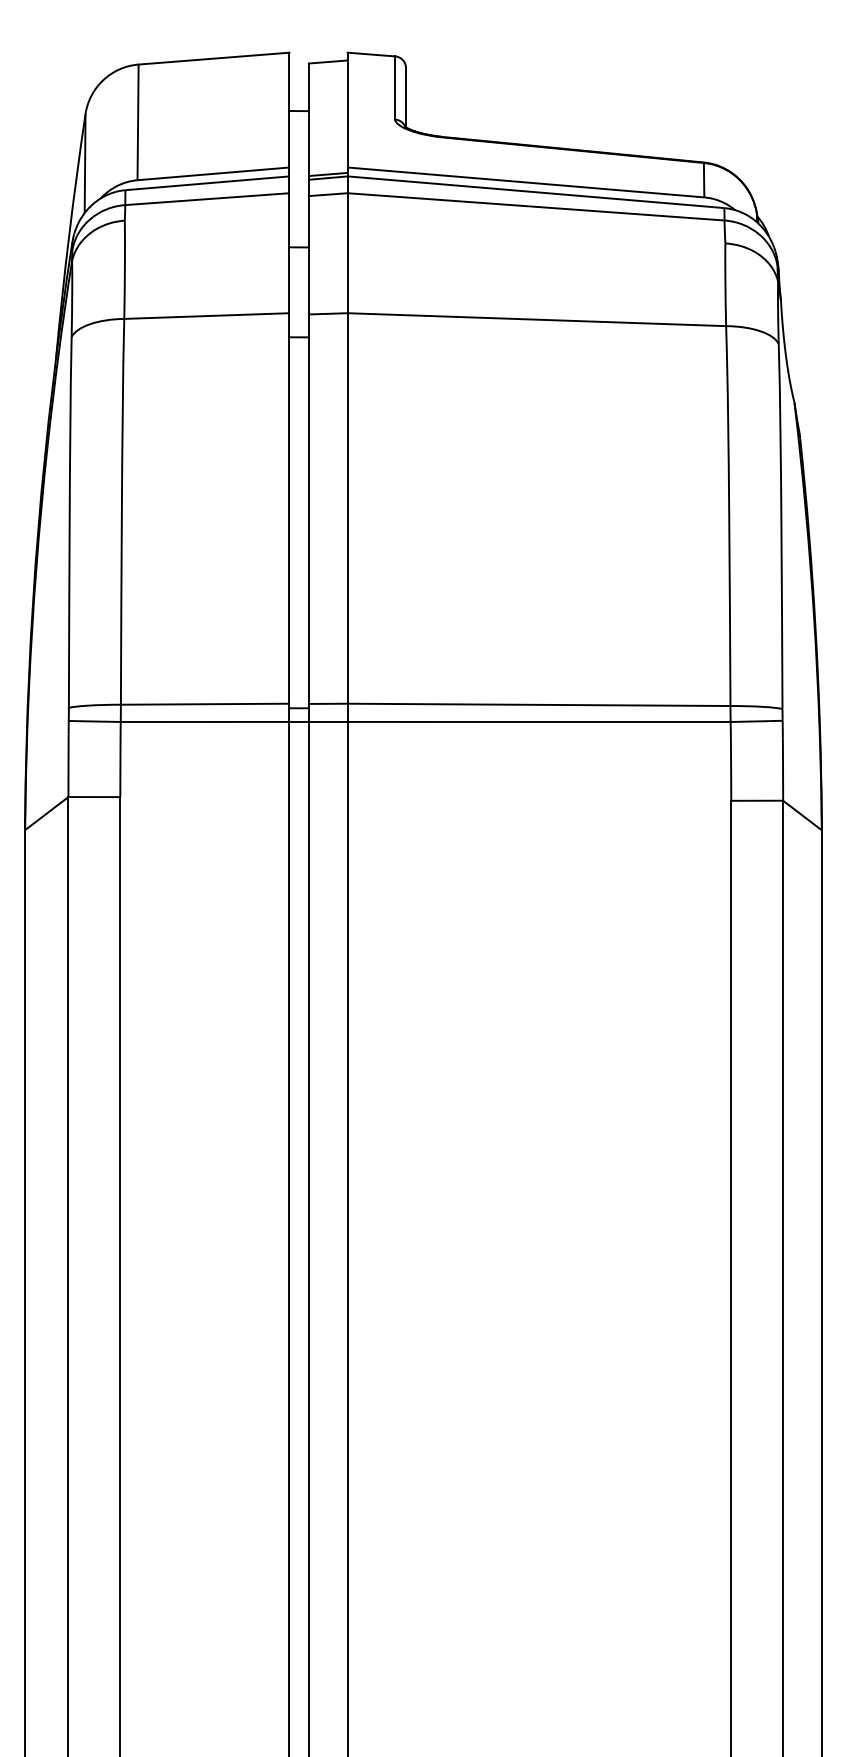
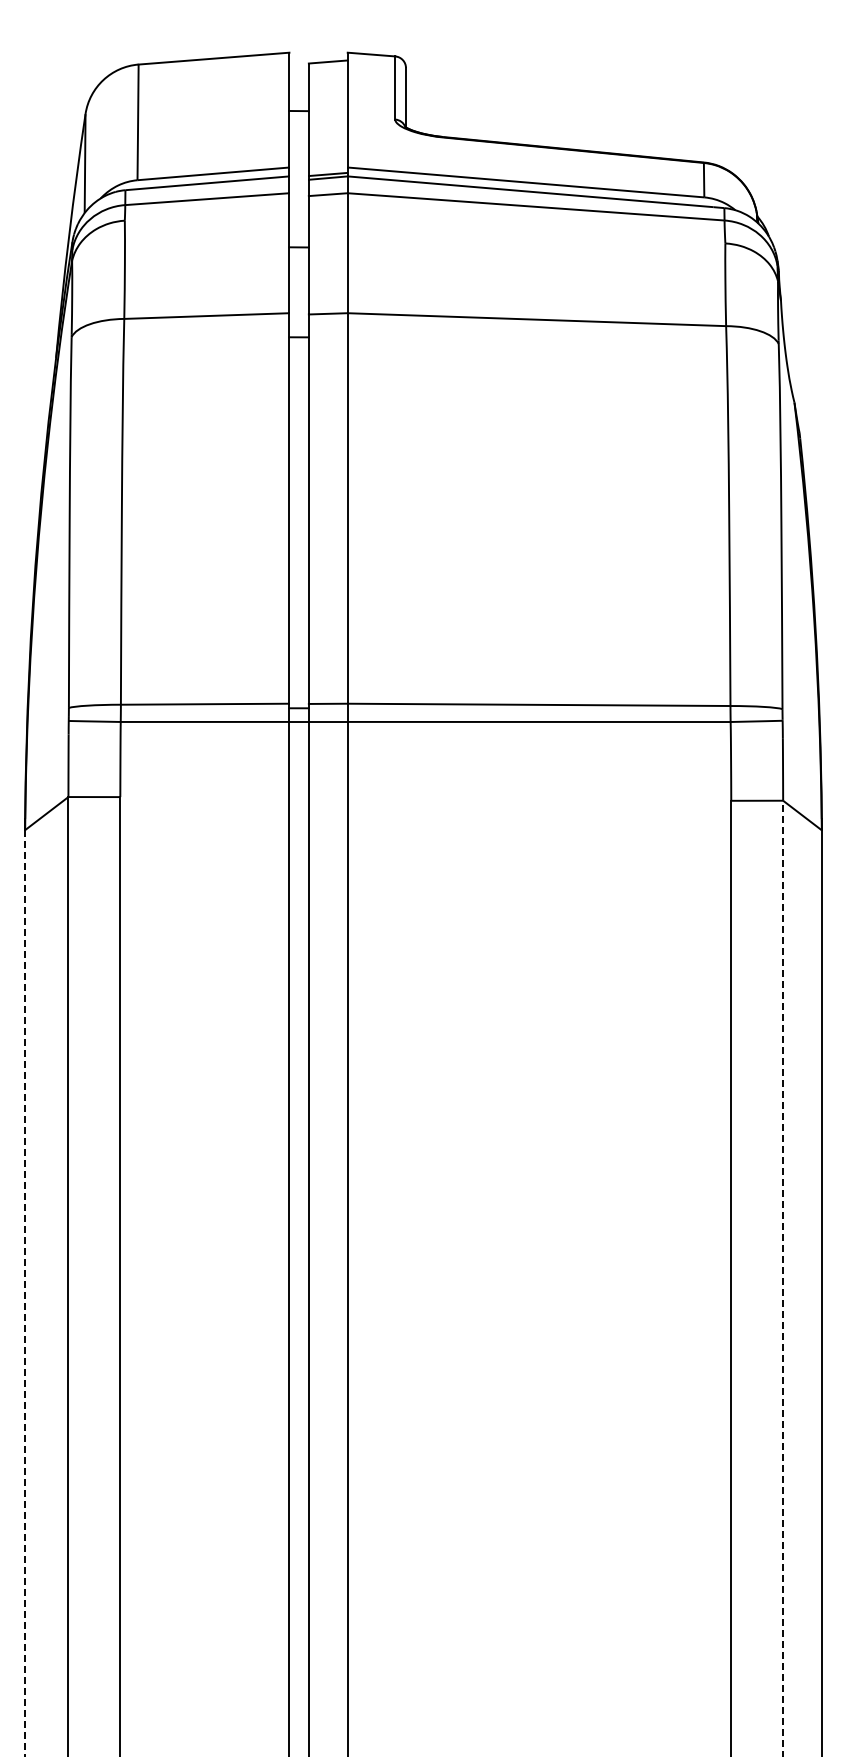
line: solid -> dashed (783, 1278)
line: solid -> dashed (25, 1293)
